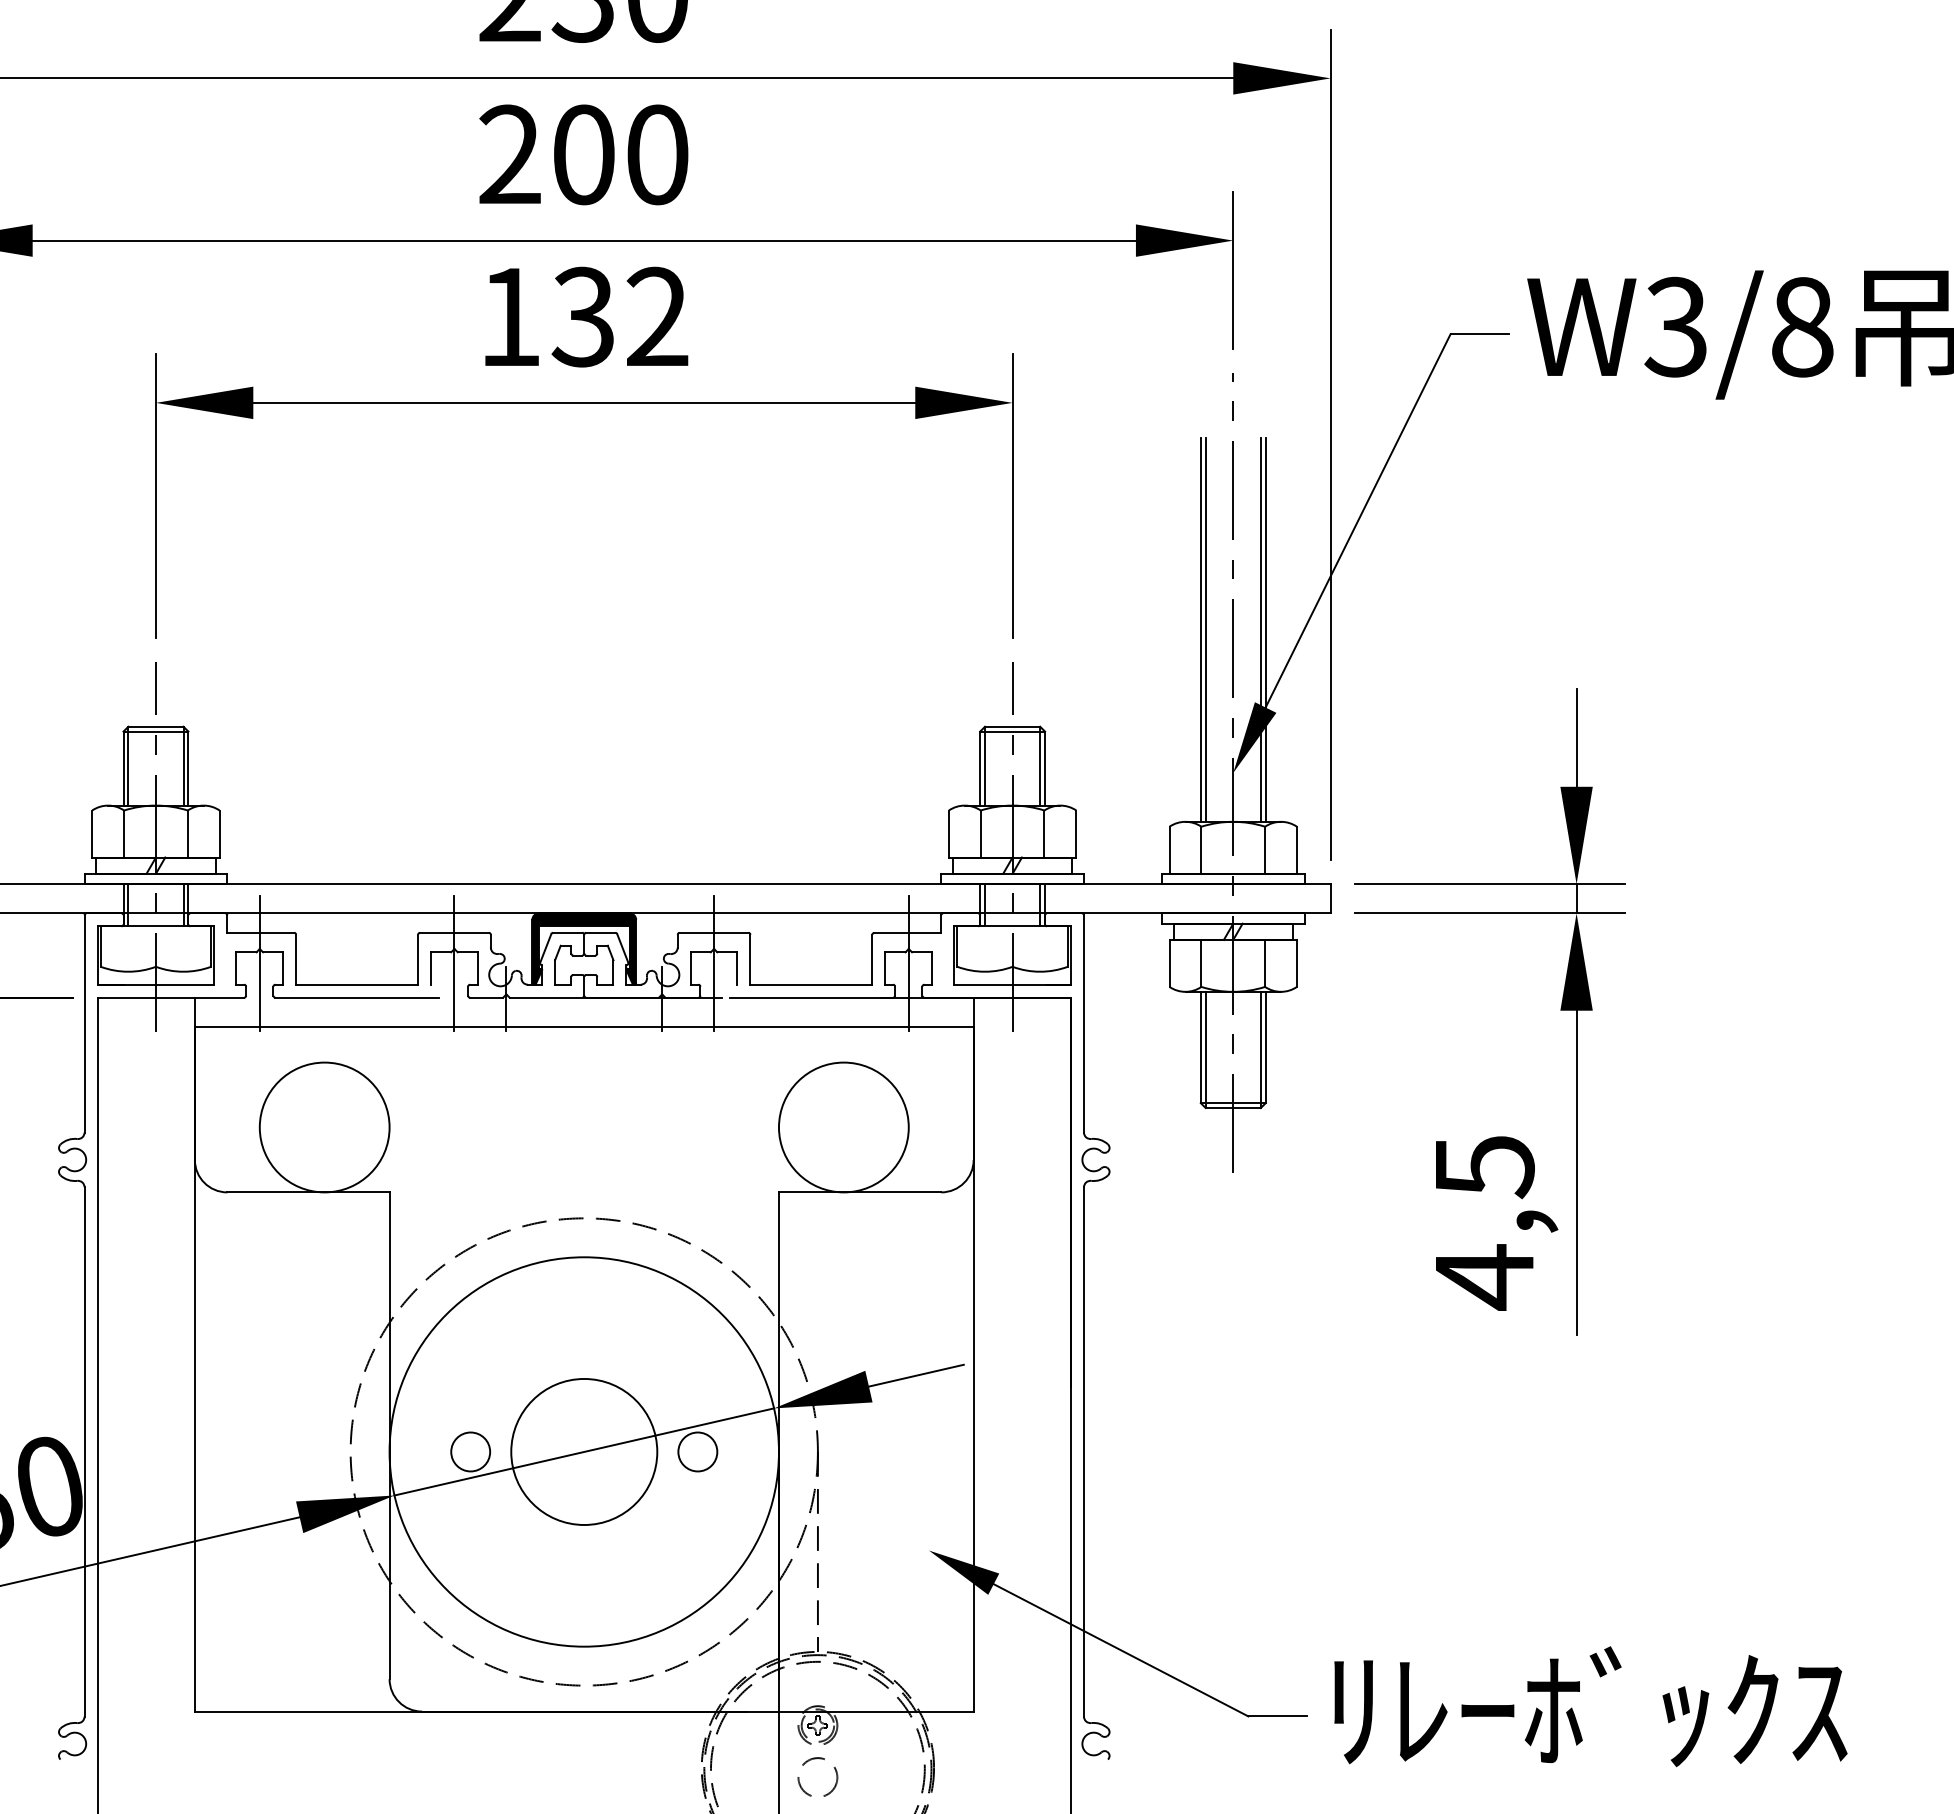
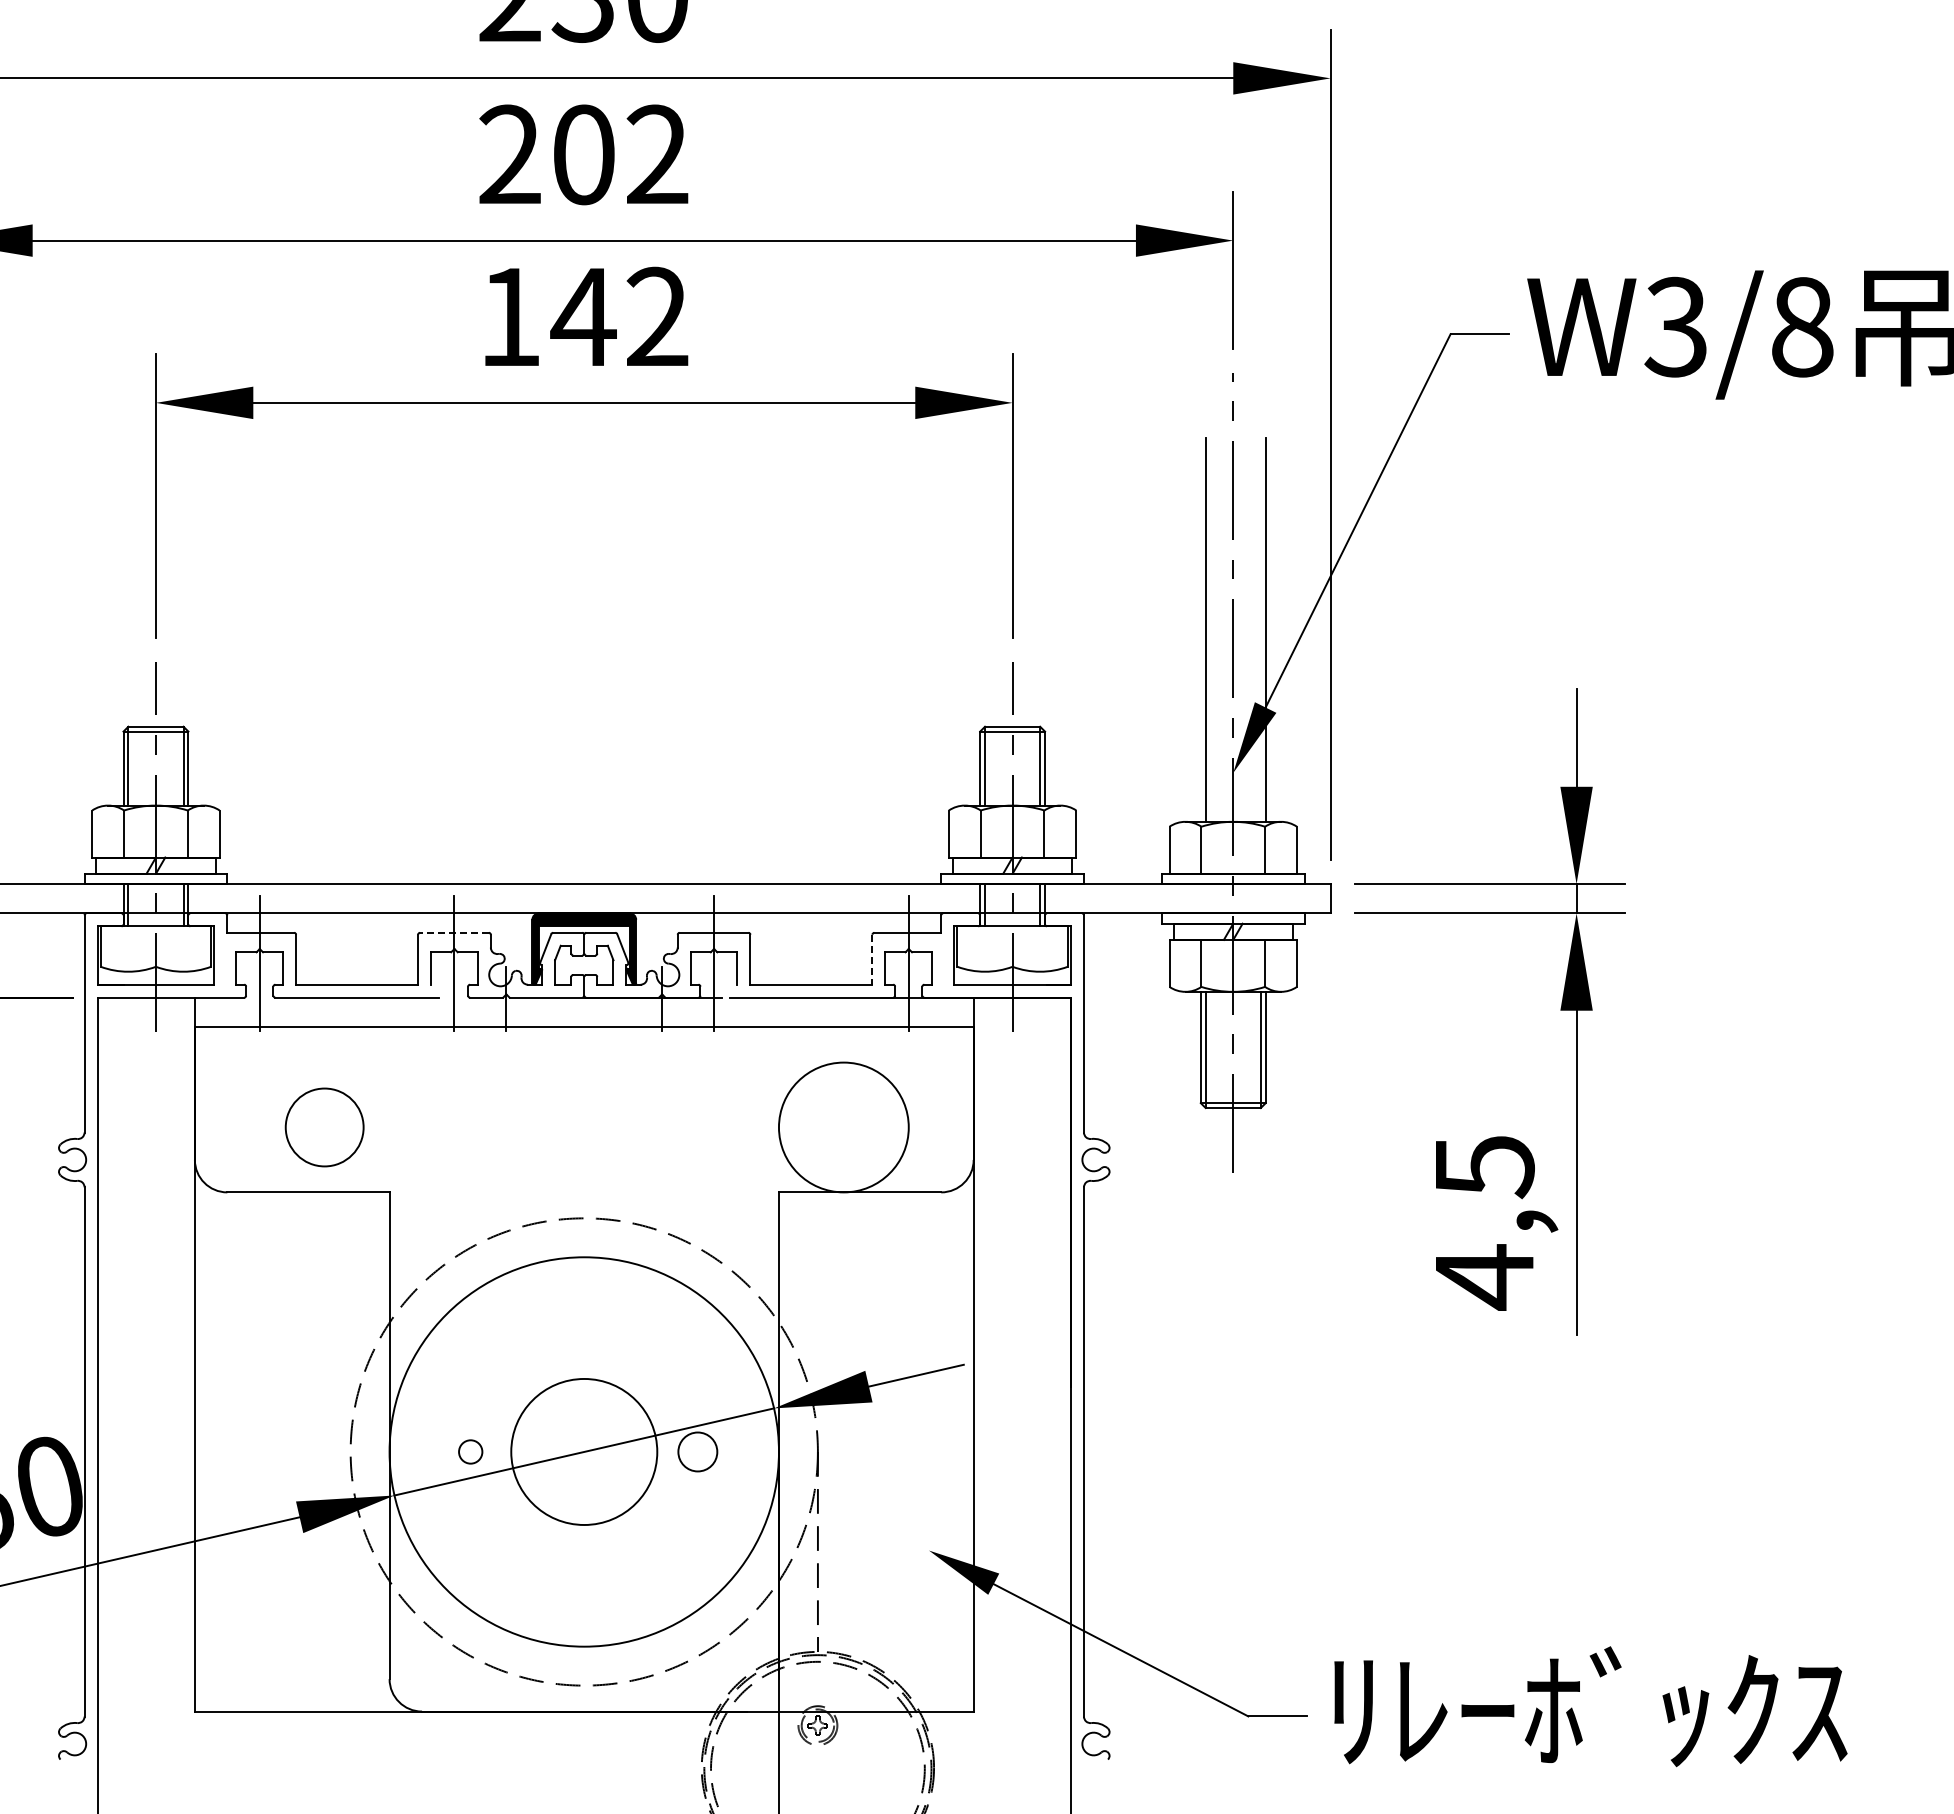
text: 200 -> 202 (657, 154)
text: 132 -> 142 (583, 316)
line: present -> none (1200, 629)
line: present -> none (1260, 629)
line: solid -> dashed (453, 932)
line: solid -> dashed (872, 959)
circle diameter: 130 px -> 78 px (324, 1127)
circle diameter: 39 px -> 23 px (470, 1451)
circle: present -> none (817, 1776)
